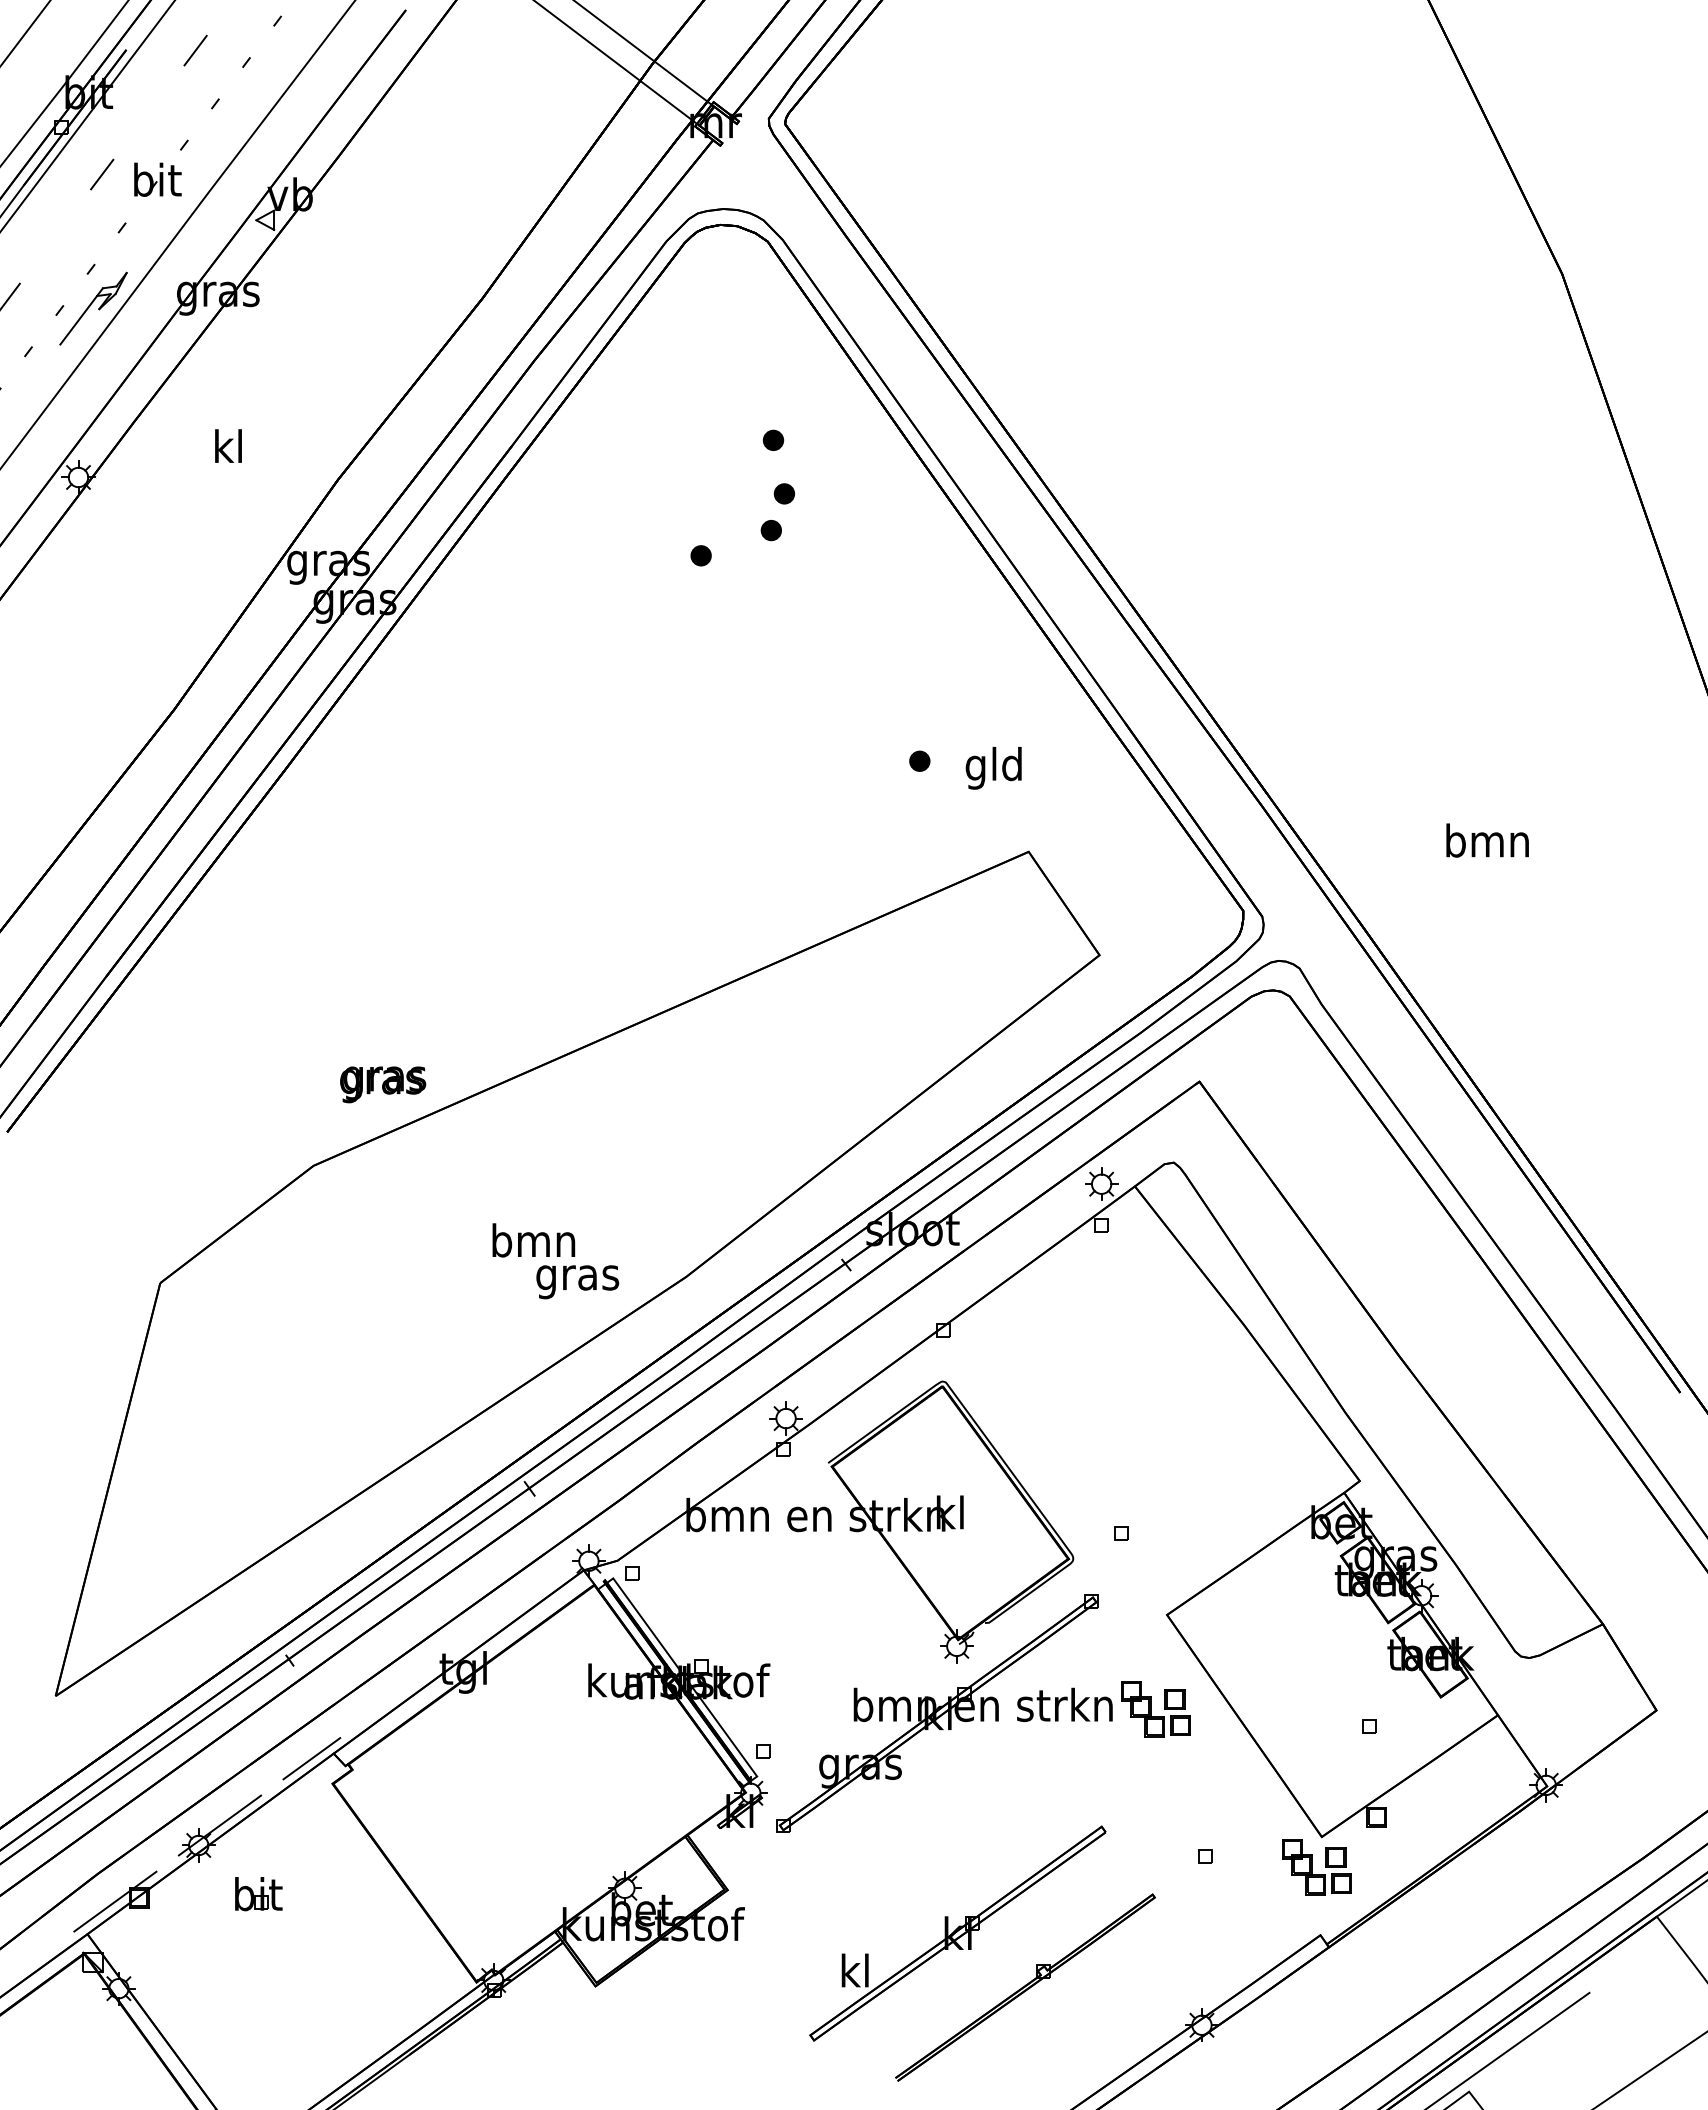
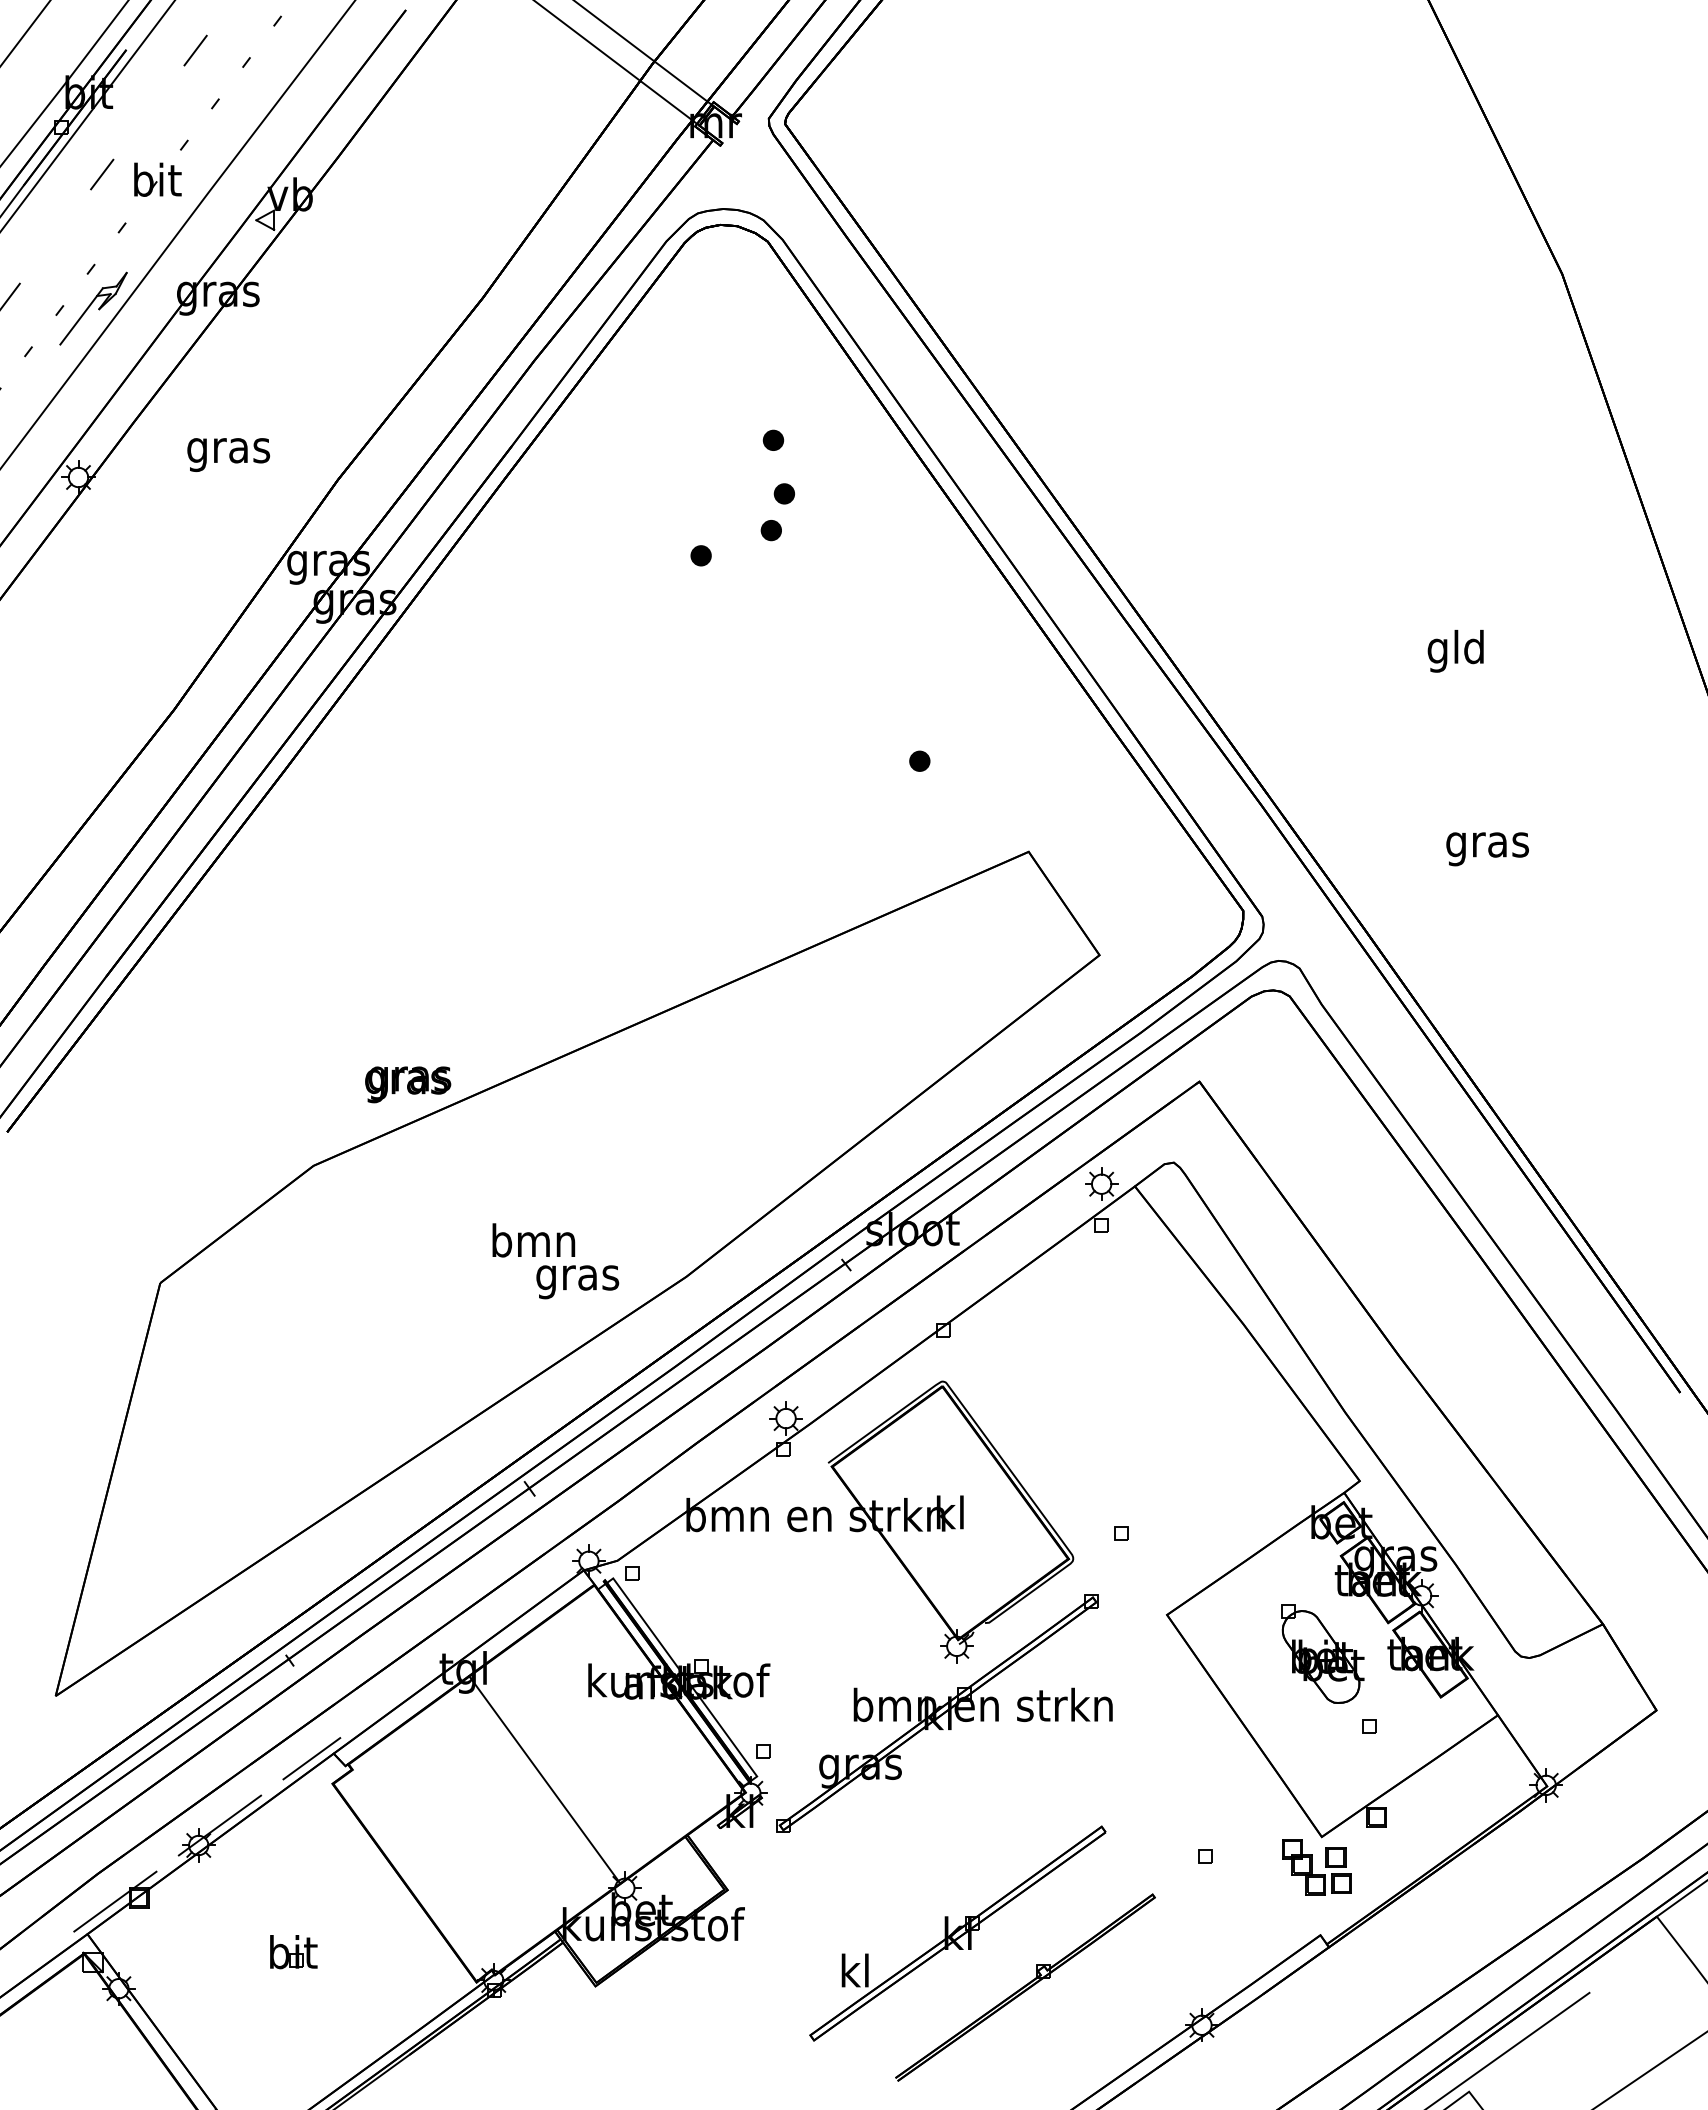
text: kl -> gras (228, 450)
text position: (993, 768) -> (1455, 651) (1455, 651)
text: bmn -> gras (1487, 844)
text position: (383, 1084) -> (408, 1084) (408, 1084)
part: none -> present (1322, 1653)
part: present -> none (1155, 1709)
line: none -> present (544, 1779)
part position: (258, 1894) -> (293, 1952) (293, 1952)
